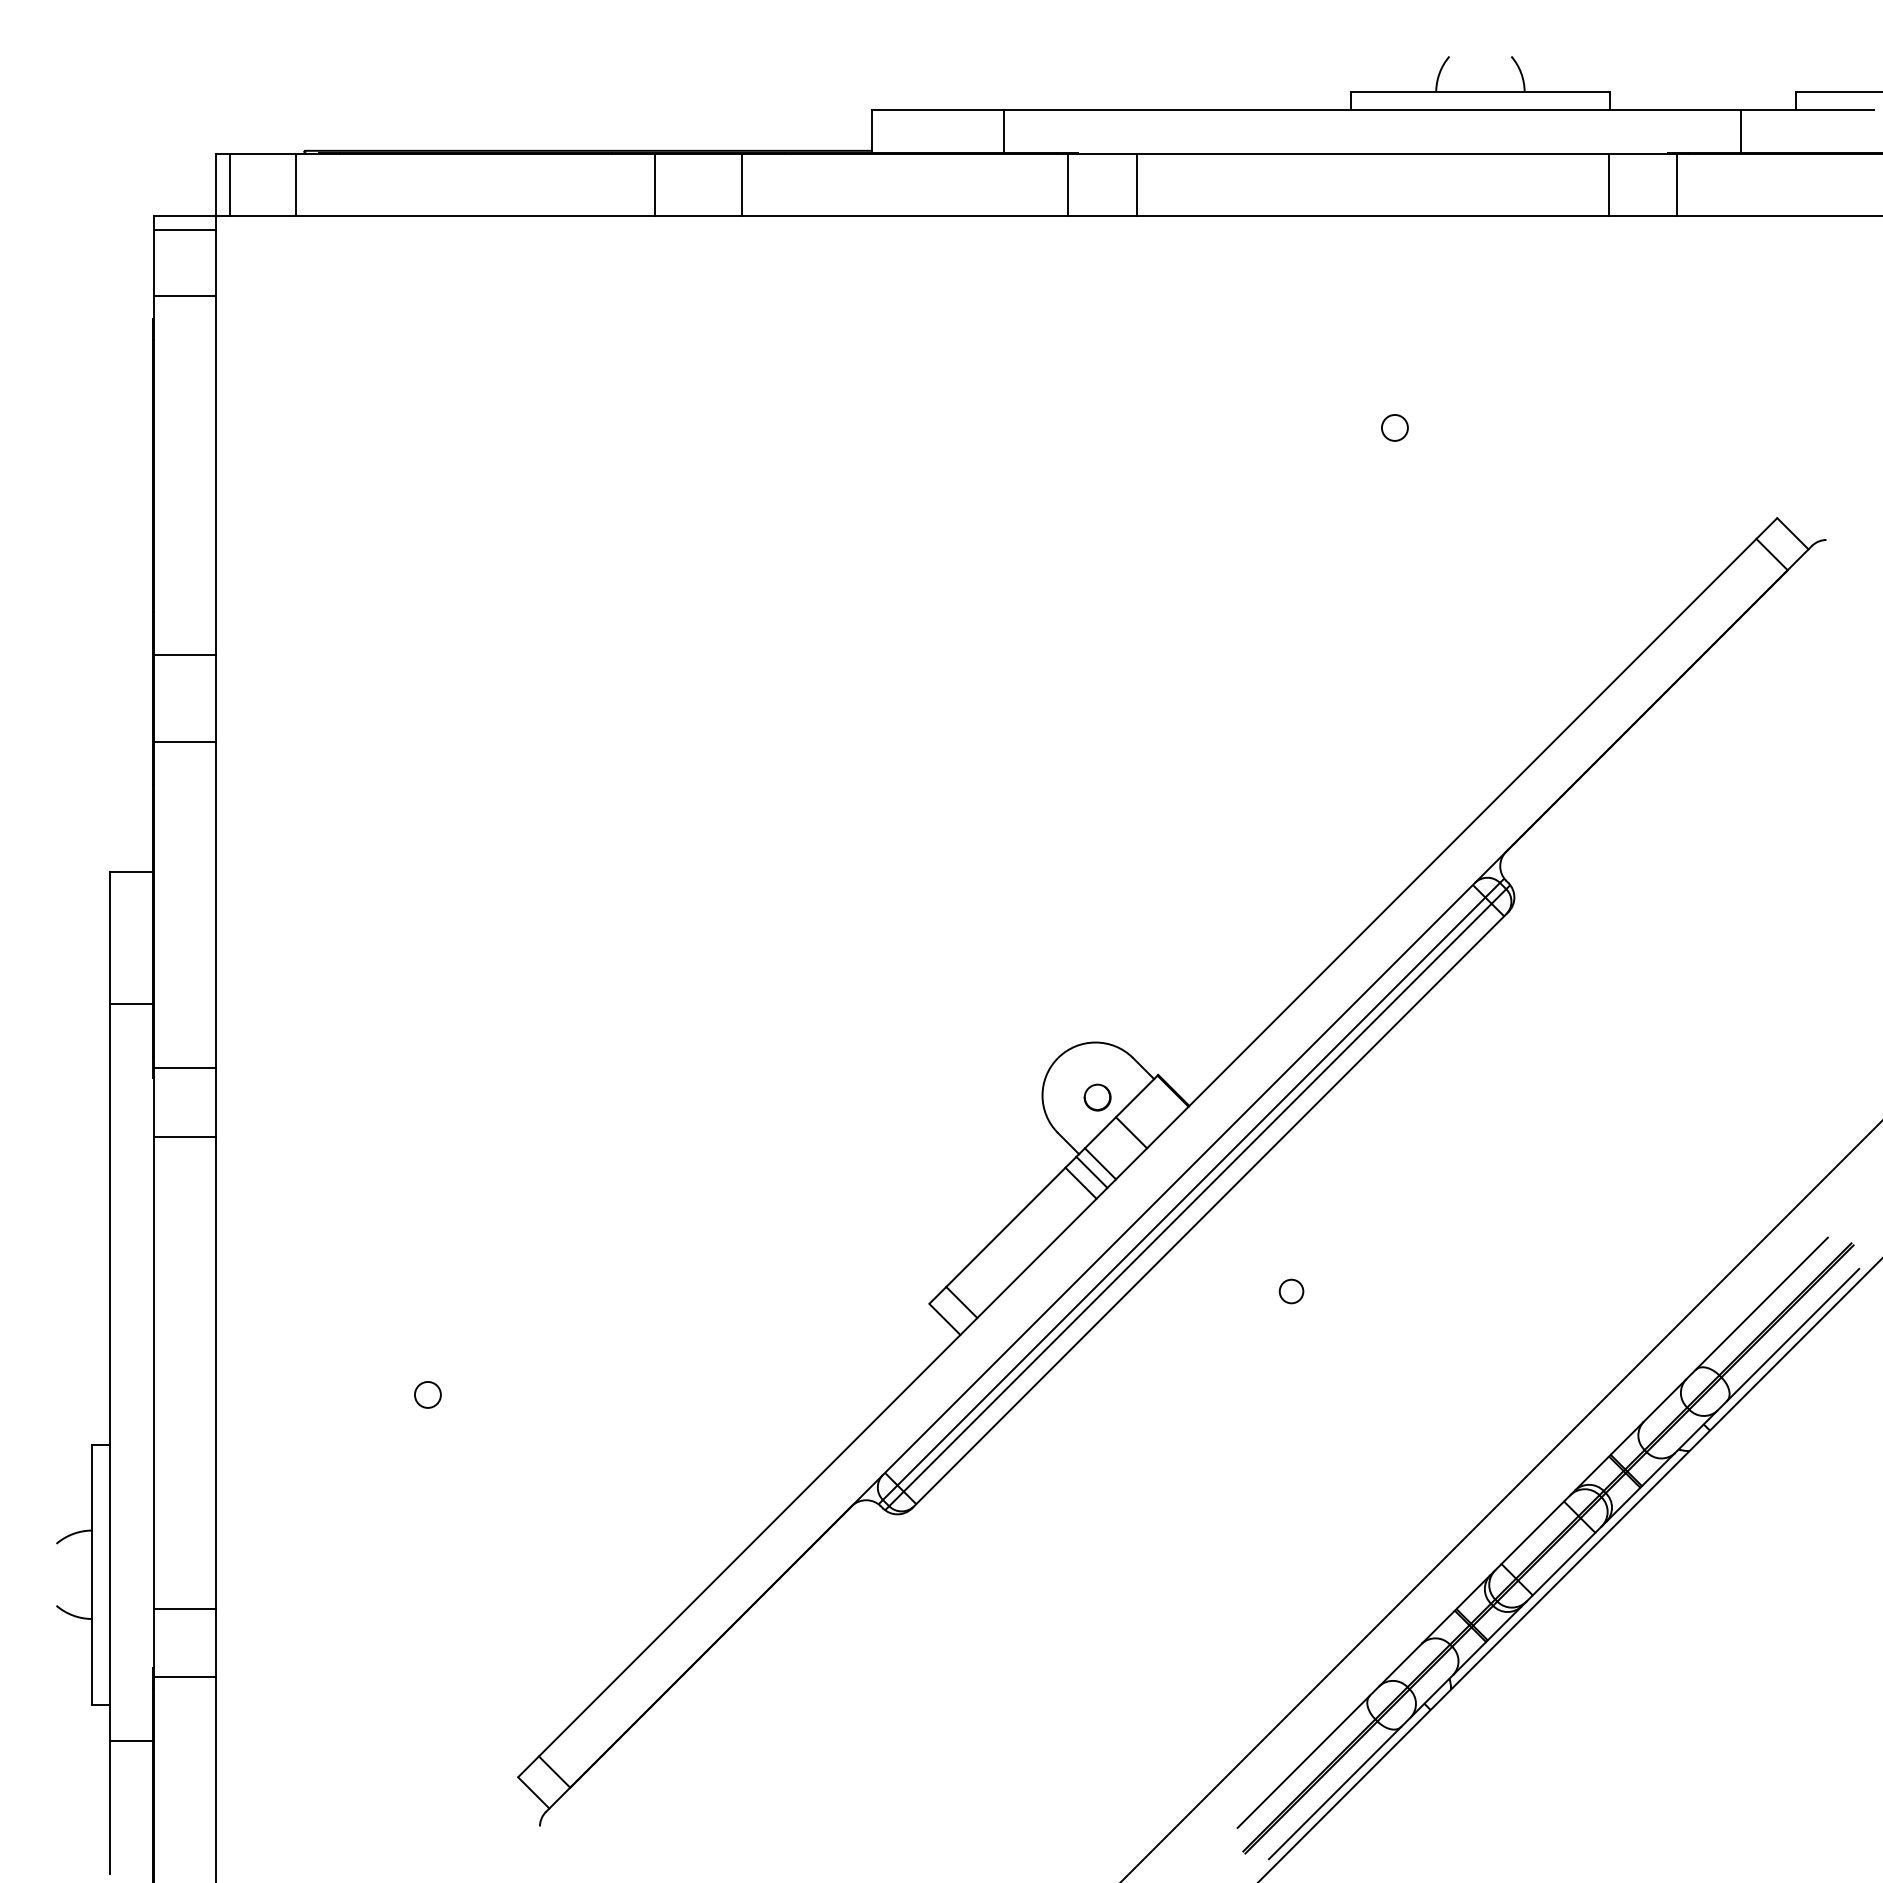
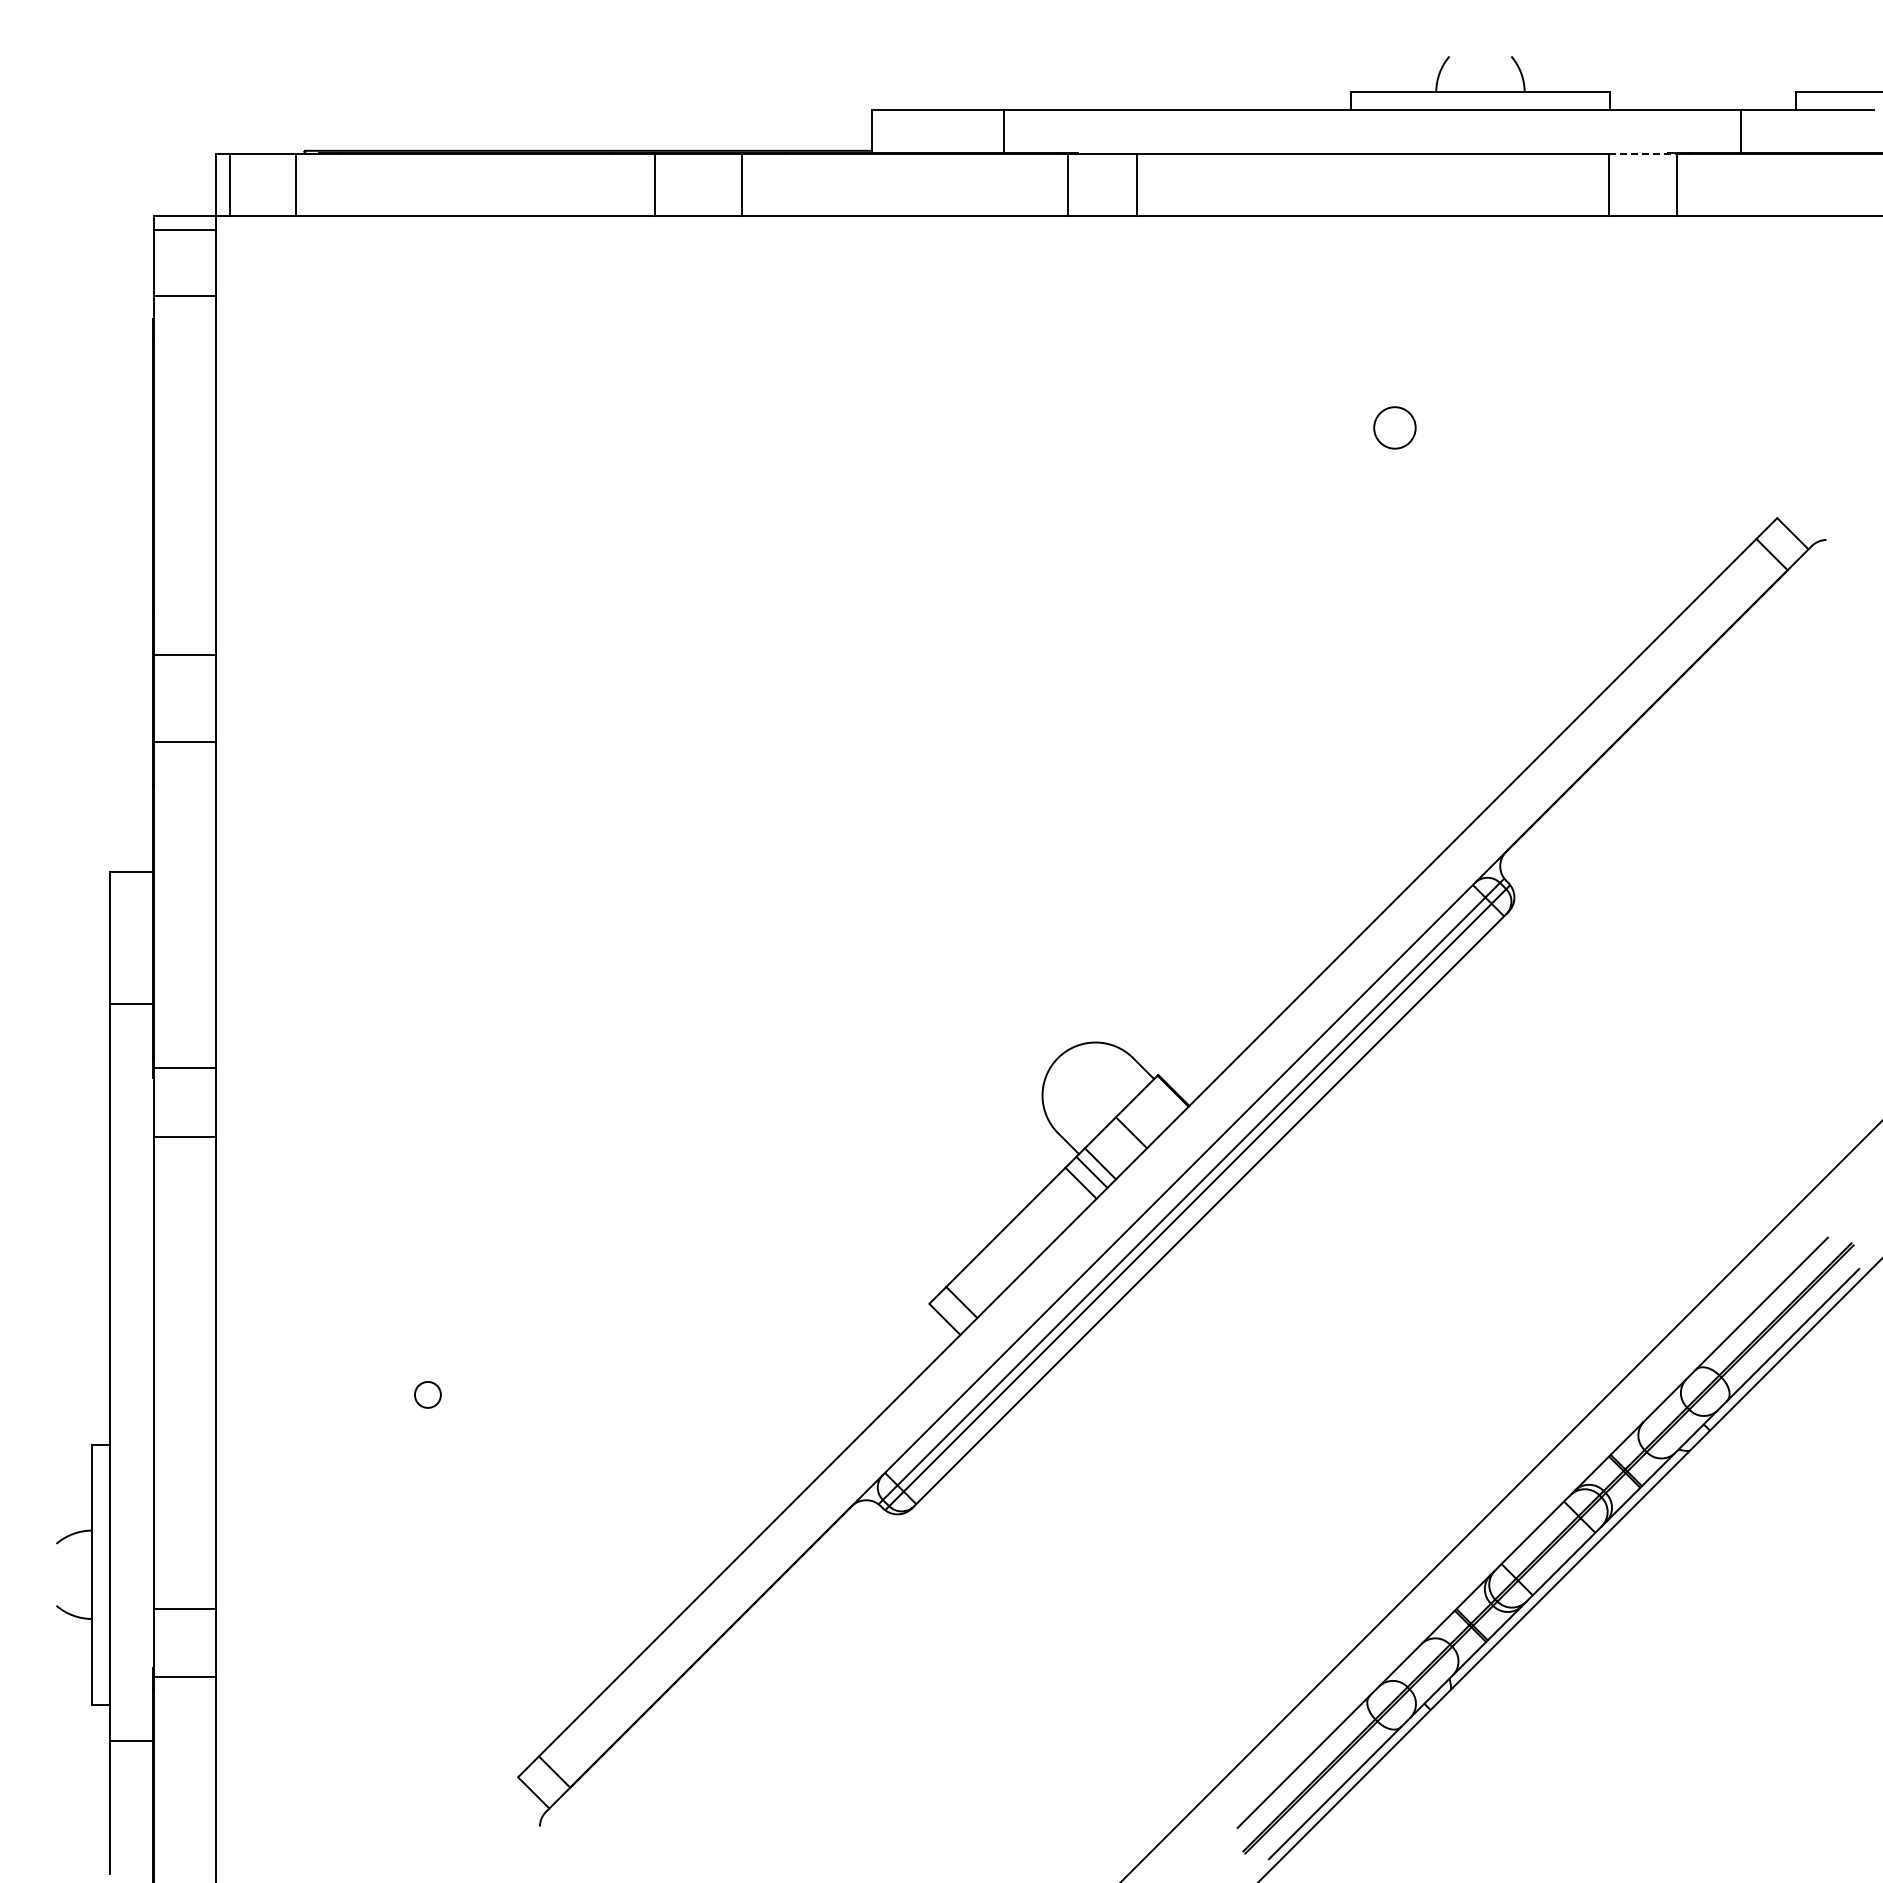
line: solid -> dashed (1643, 153)
circle diameter: 26 px -> 42 px (1394, 427)
part: present -> none (1097, 1097)
circle: present -> none (1291, 1291)
